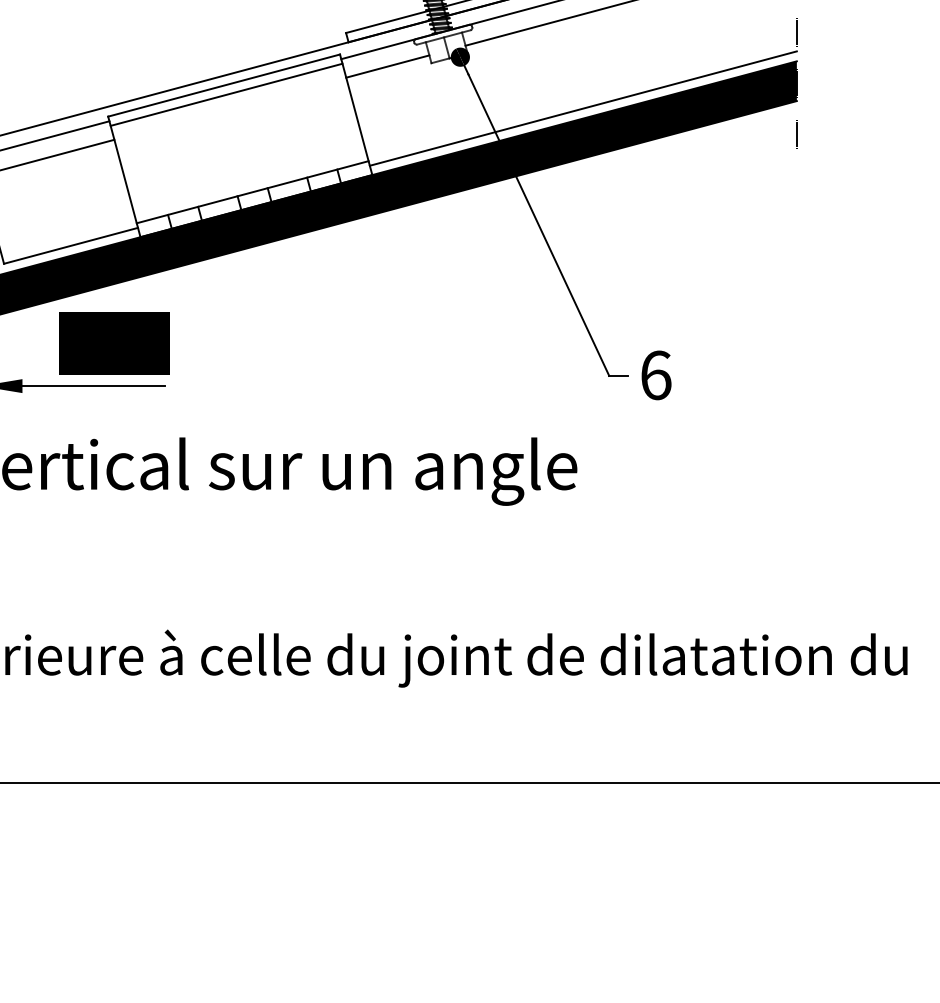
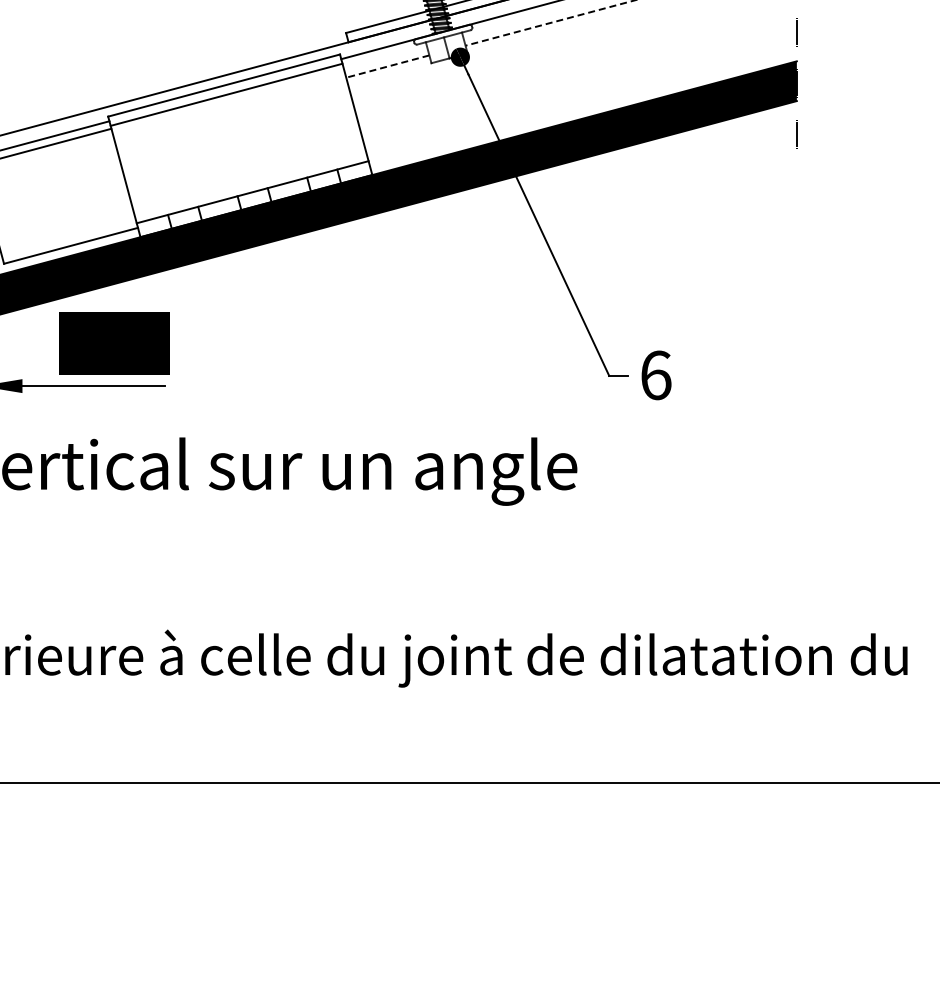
line: solid -> dashed (550, 22)
line: solid -> dashed (387, 66)
line: present -> none (582, 108)
line position: (58, 154) -> (56, 142) (56, 142)
